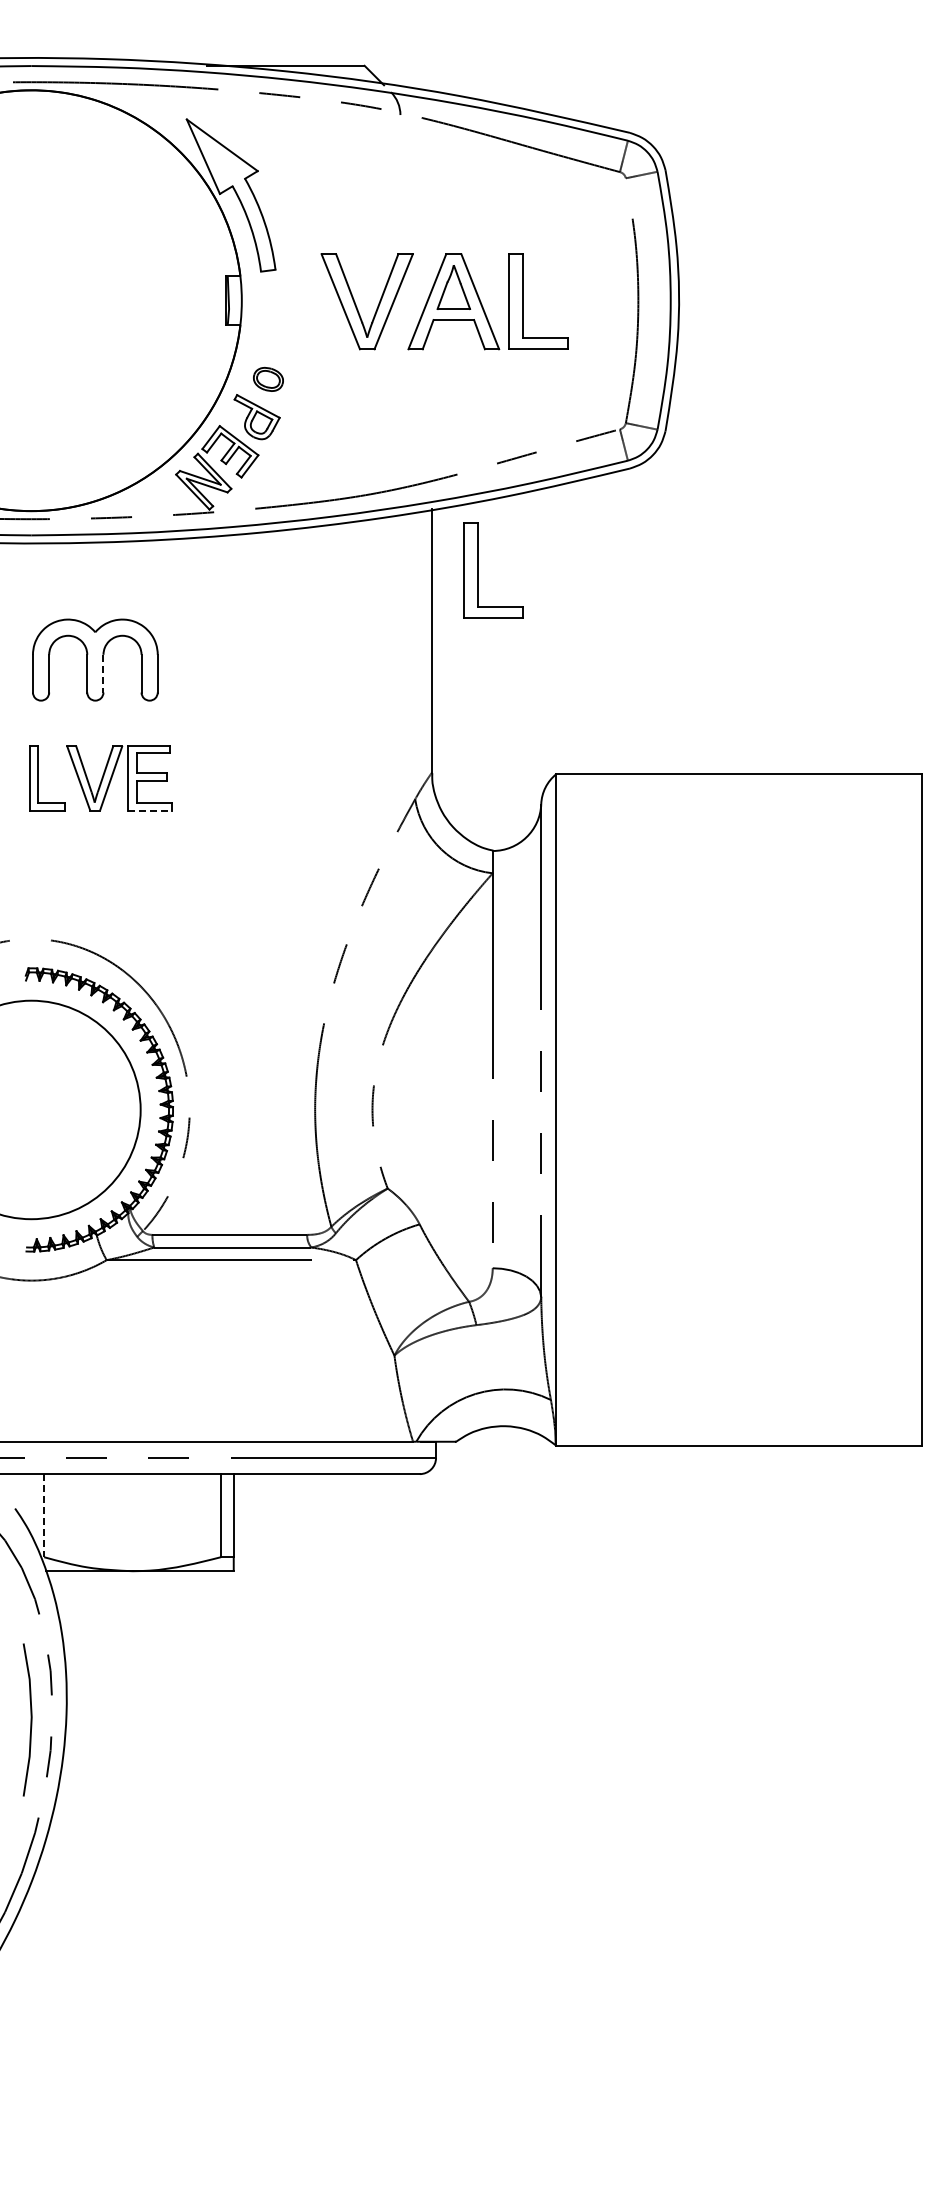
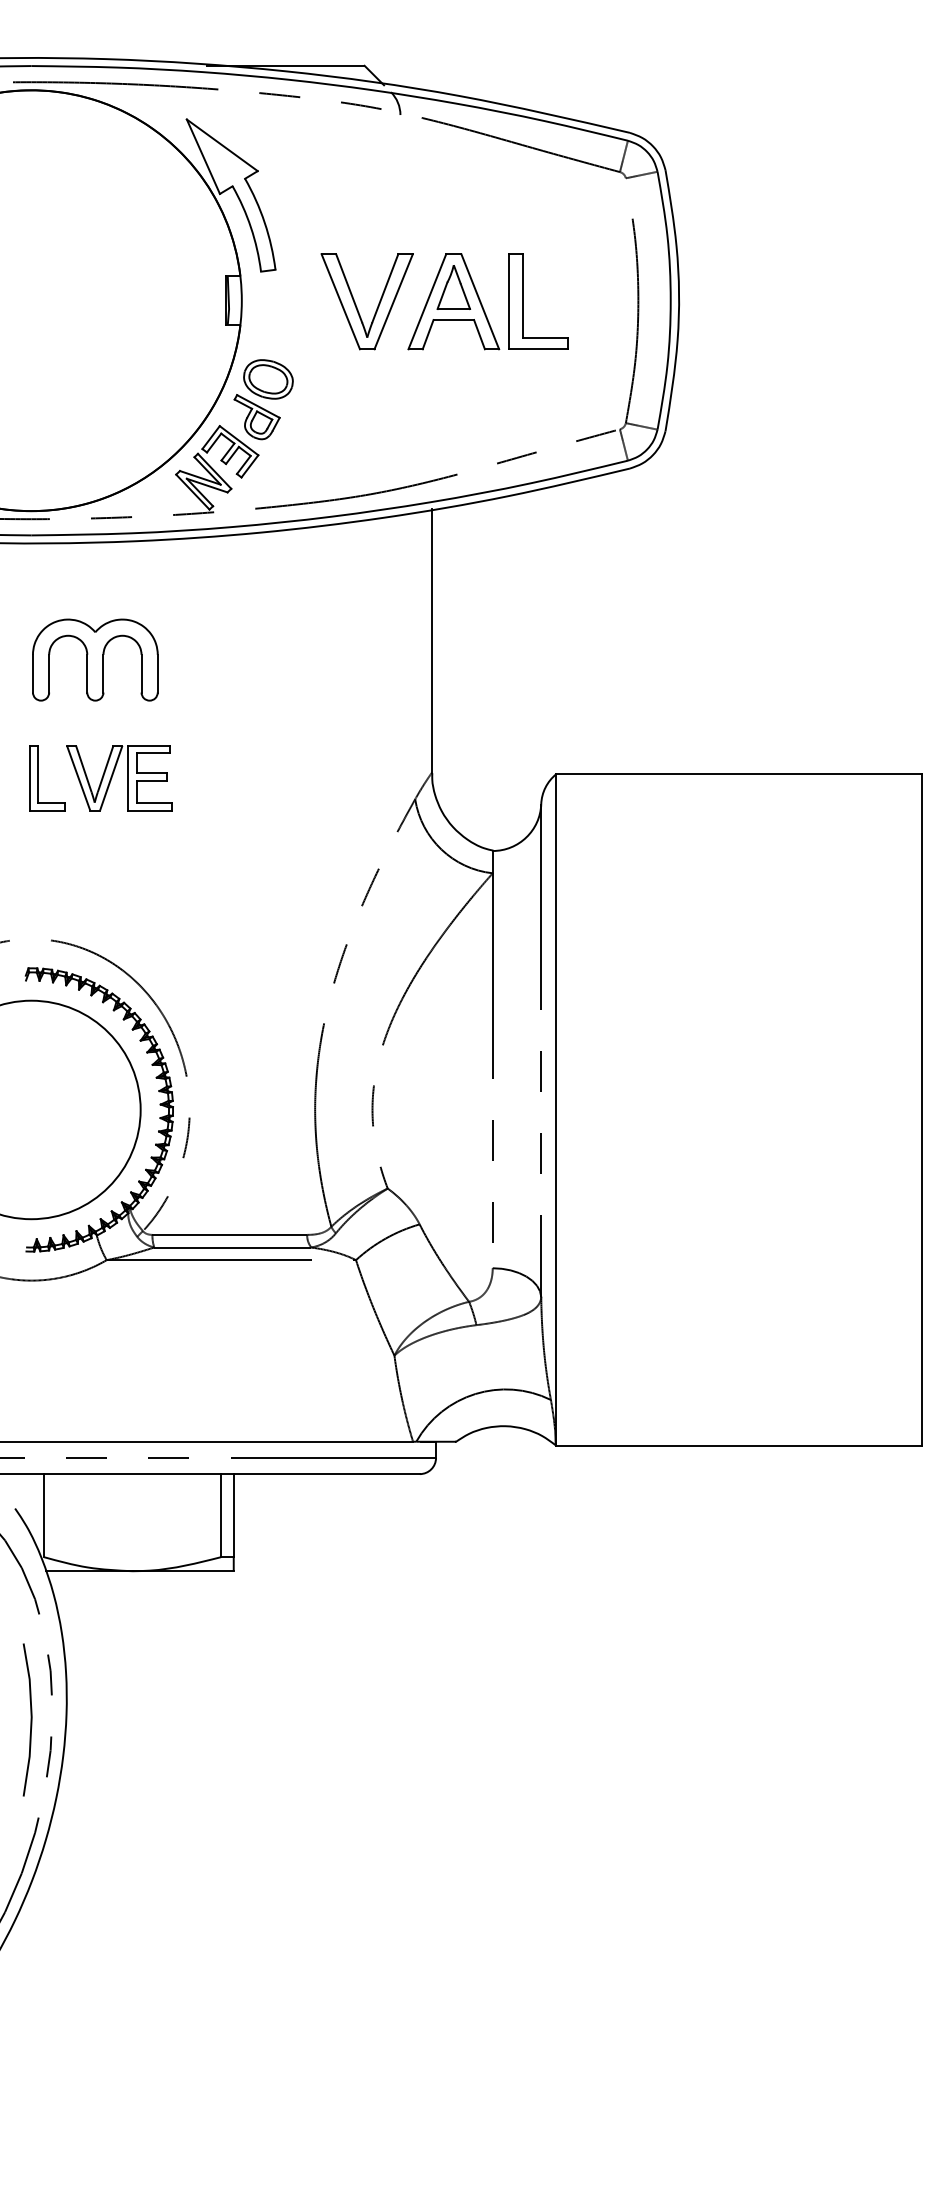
part size: 31x26 px -> 51x41 px (268, 379)
part: present -> none (478, 570)
line: dashed -> solid (103, 673)
line: dashed -> solid (149, 810)
line: dashed -> solid (44, 1515)
